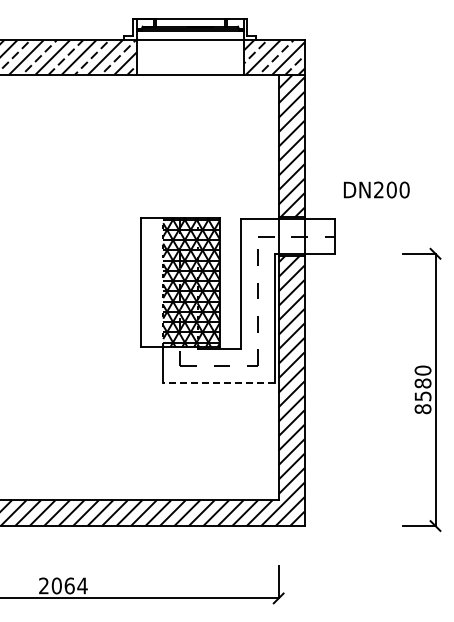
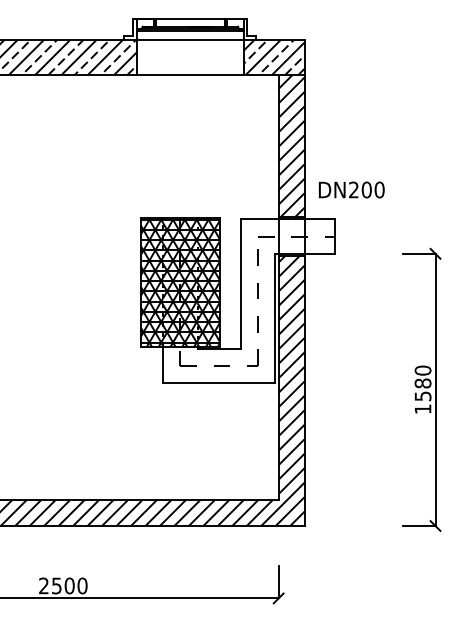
text position: (376, 189) -> (351, 189) (351, 189)
hatch: none -> present (152, 281)
line: dashed -> solid (219, 383)
text: 8580 -> 1580 (422, 409)
text: 2064 -> 2500 (69, 585)
